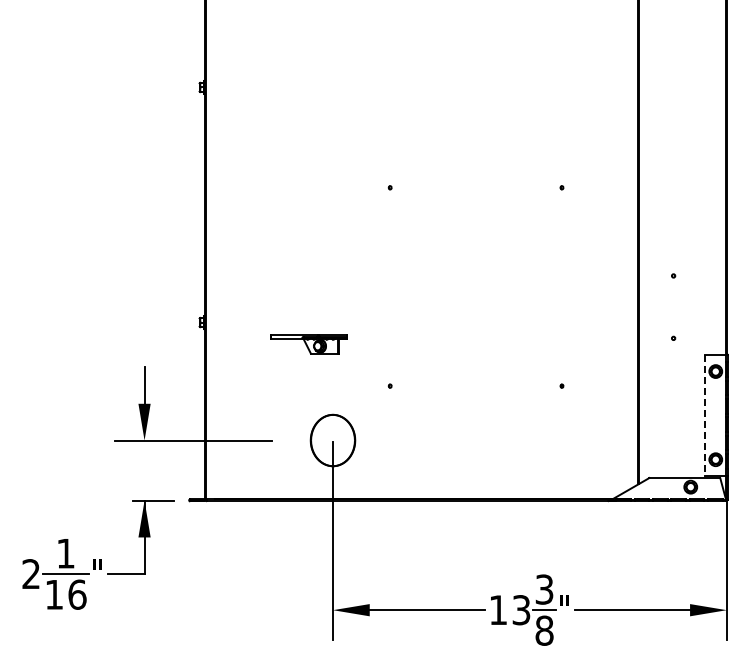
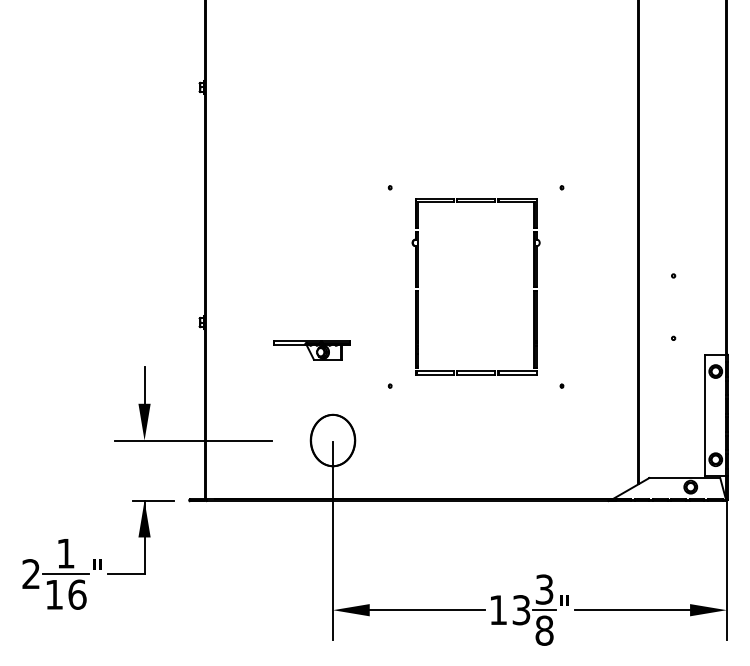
part: none -> present (418, 286)
part position: (308, 344) -> (311, 350) (311, 350)
line: dashed -> solid (704, 416)
